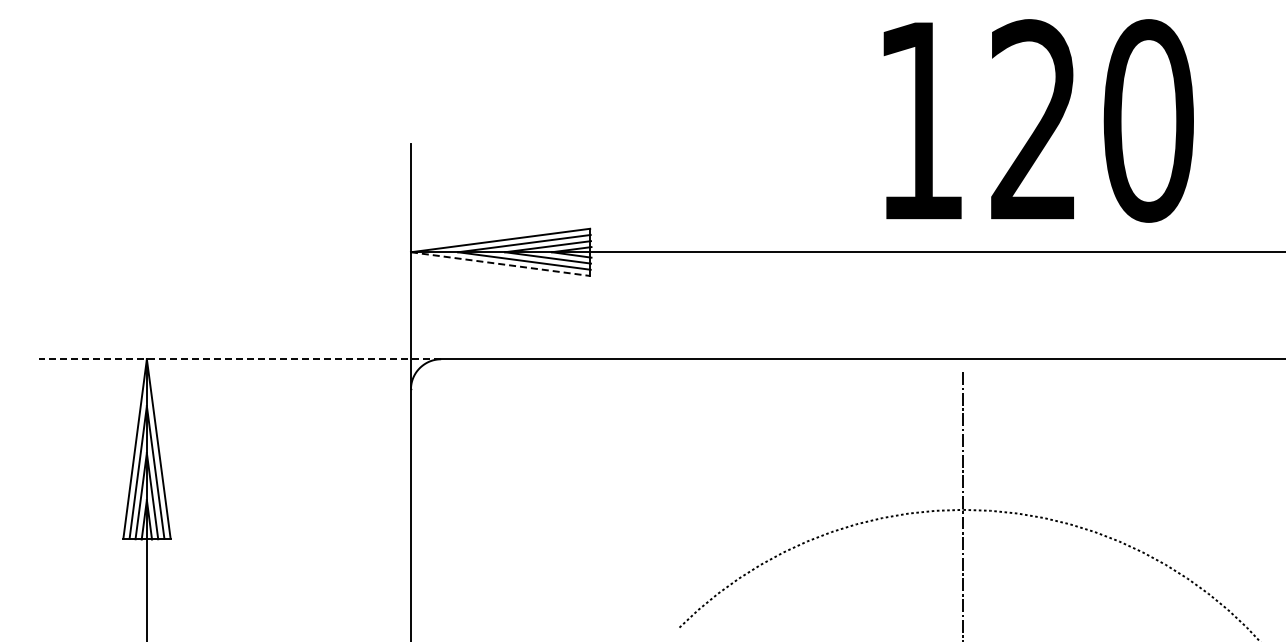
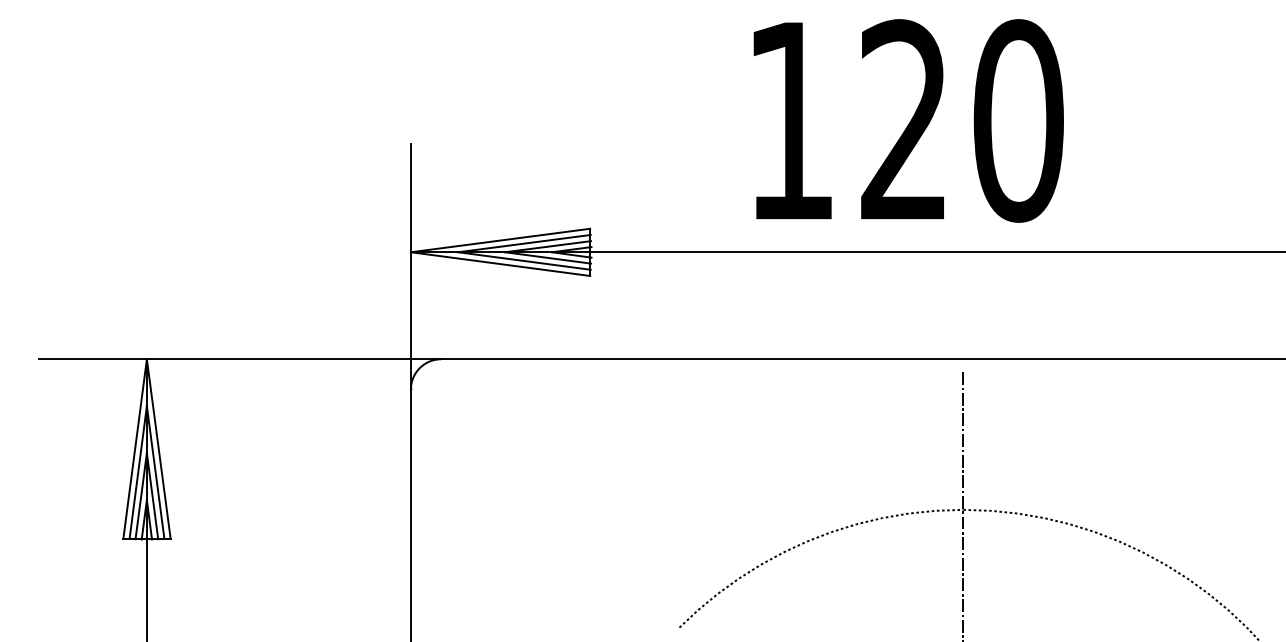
text position: (1038, 120) -> (908, 120) (908, 120)
line: dashed -> solid (501, 264)
line: dashed -> solid (239, 359)
